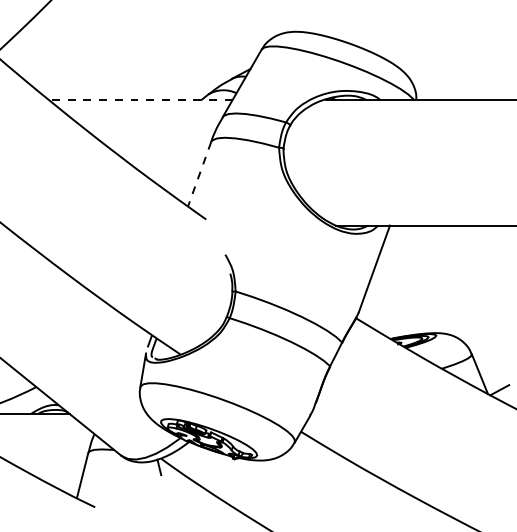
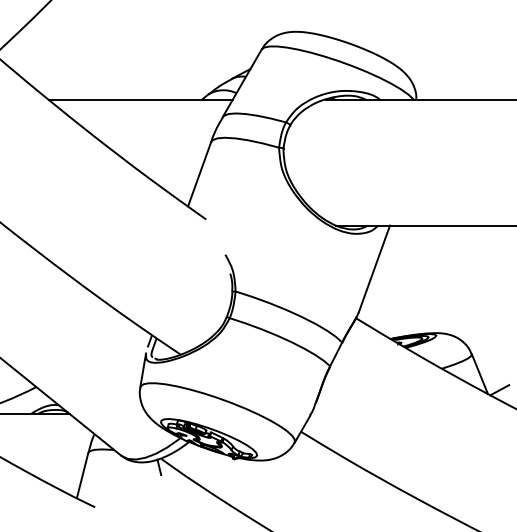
line: dashed -> solid (140, 99)
line: dashed -> solid (199, 174)
